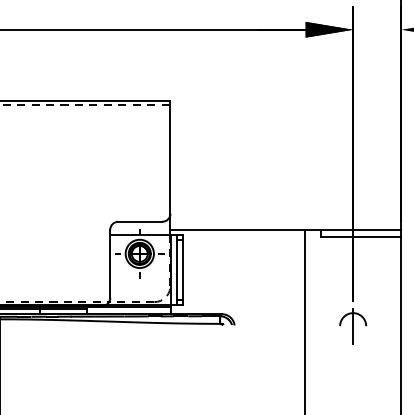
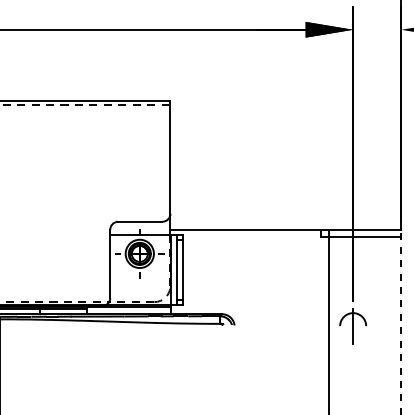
line position: (304, 320) -> (328, 320) (328, 320)
line: solid -> dashed (401, 321)
